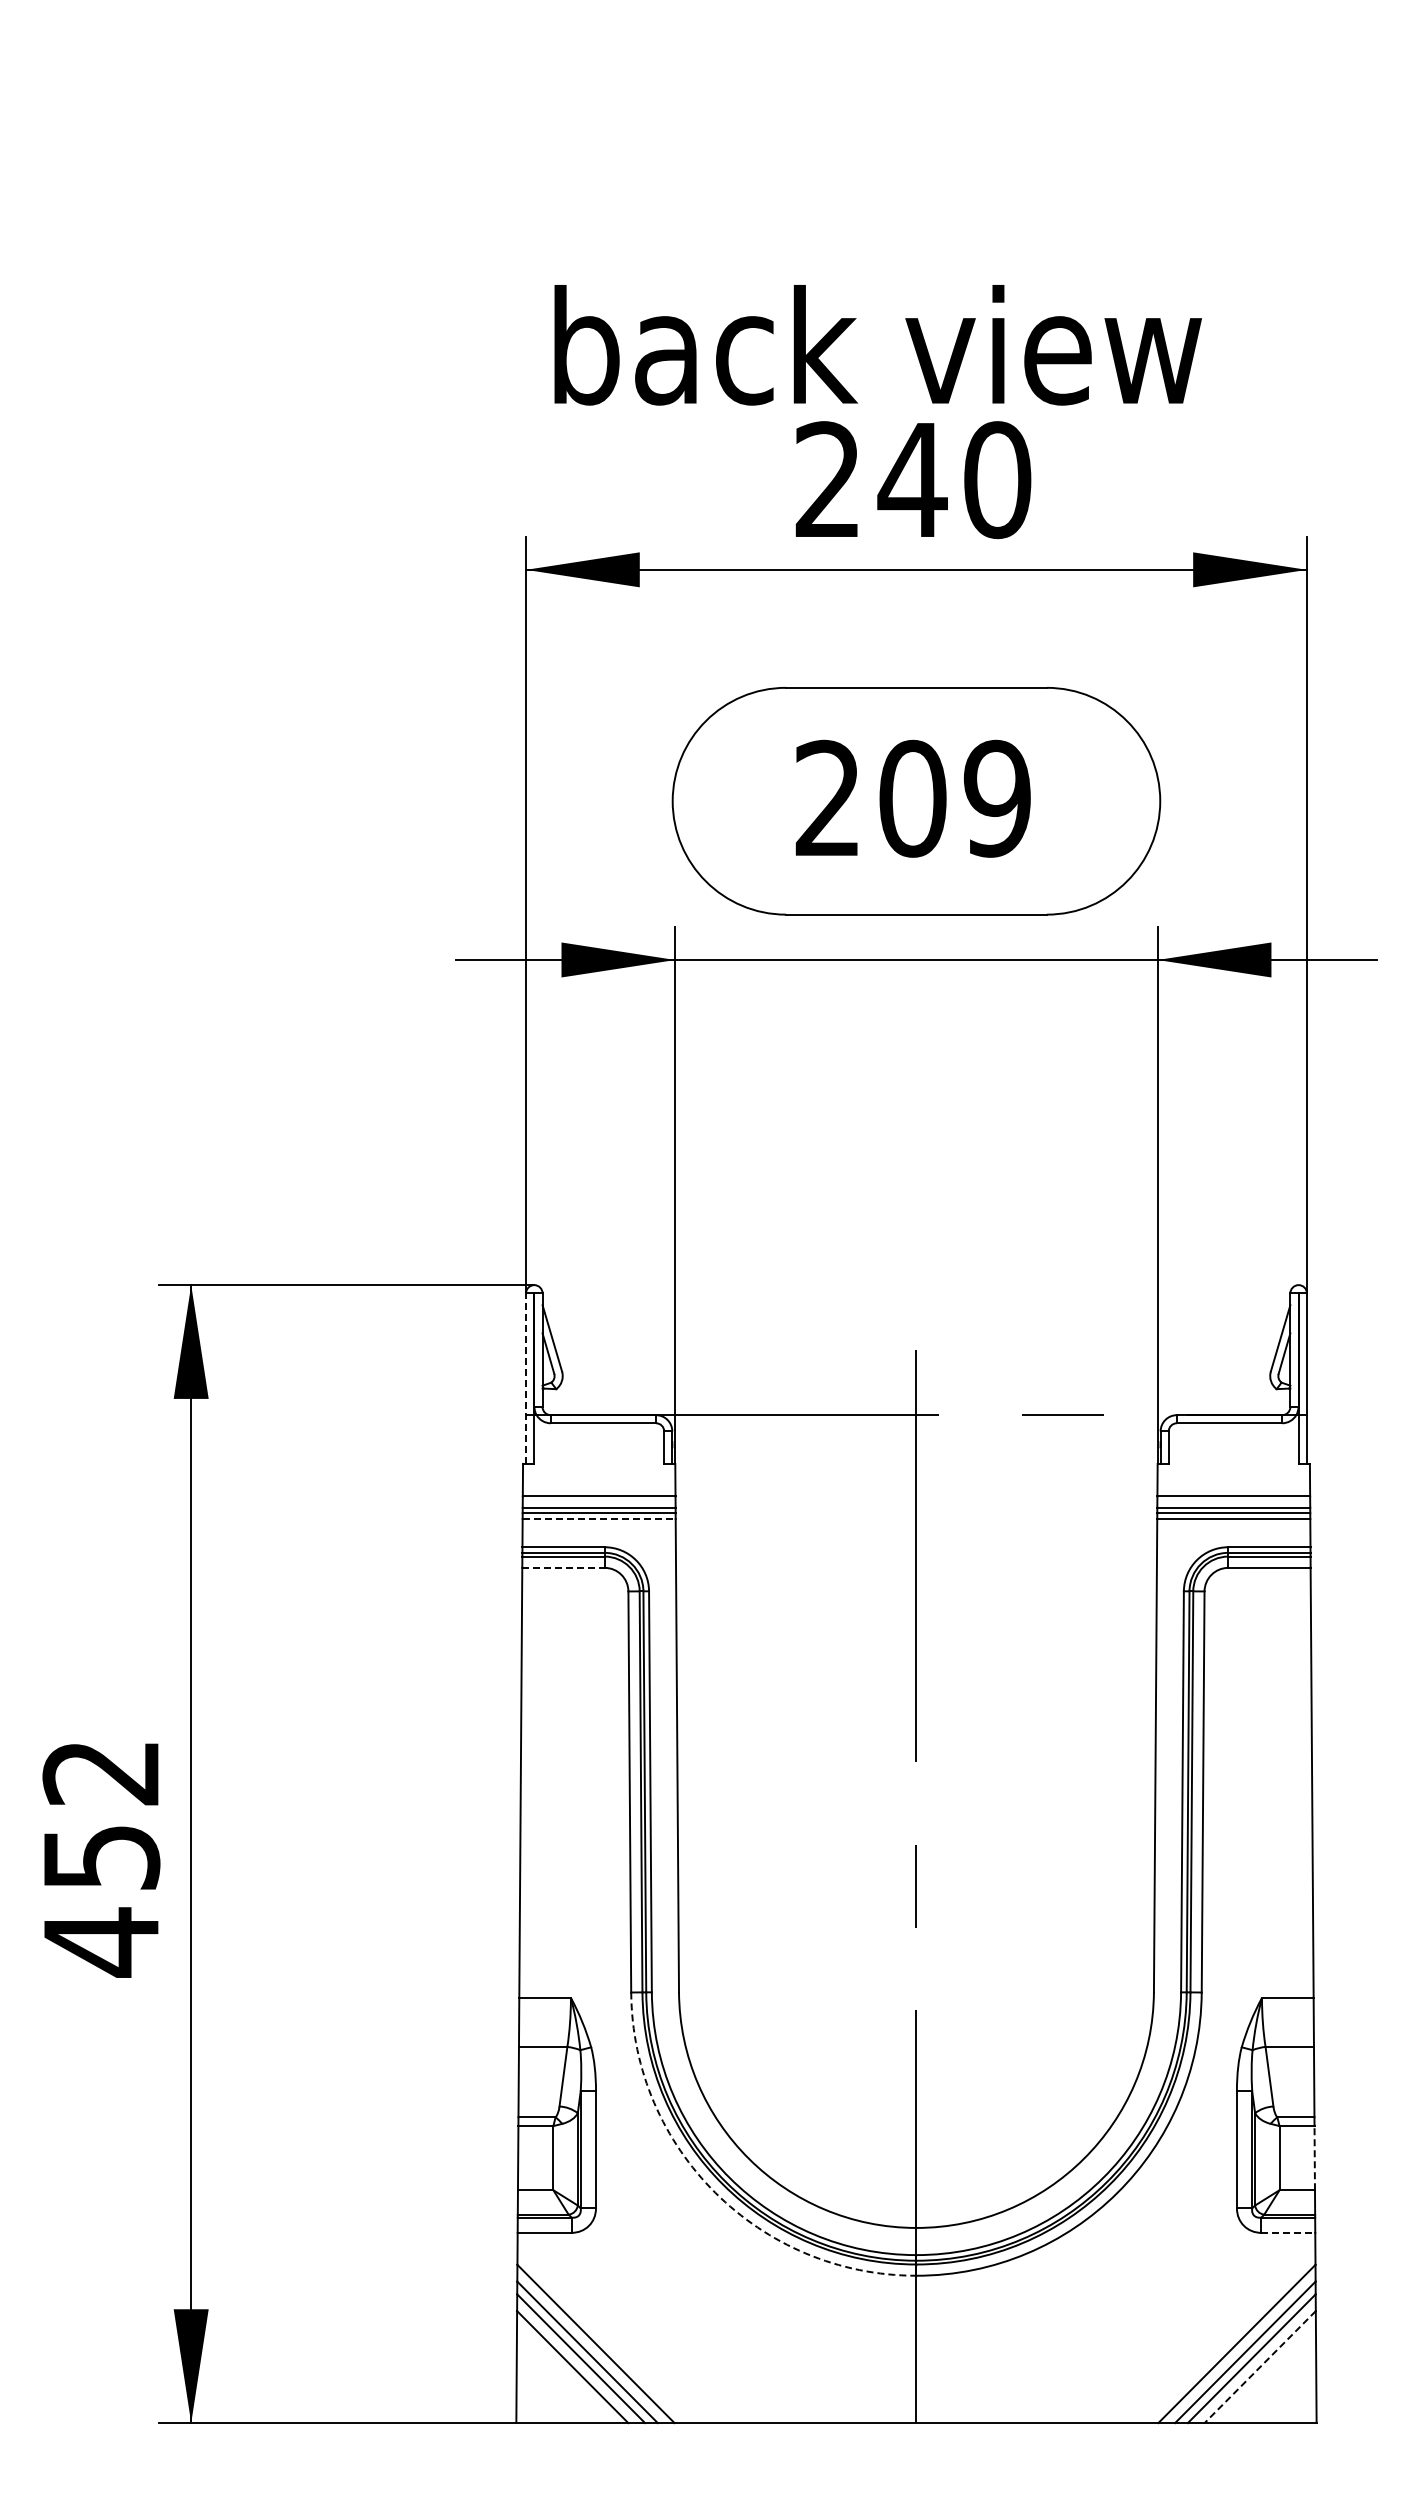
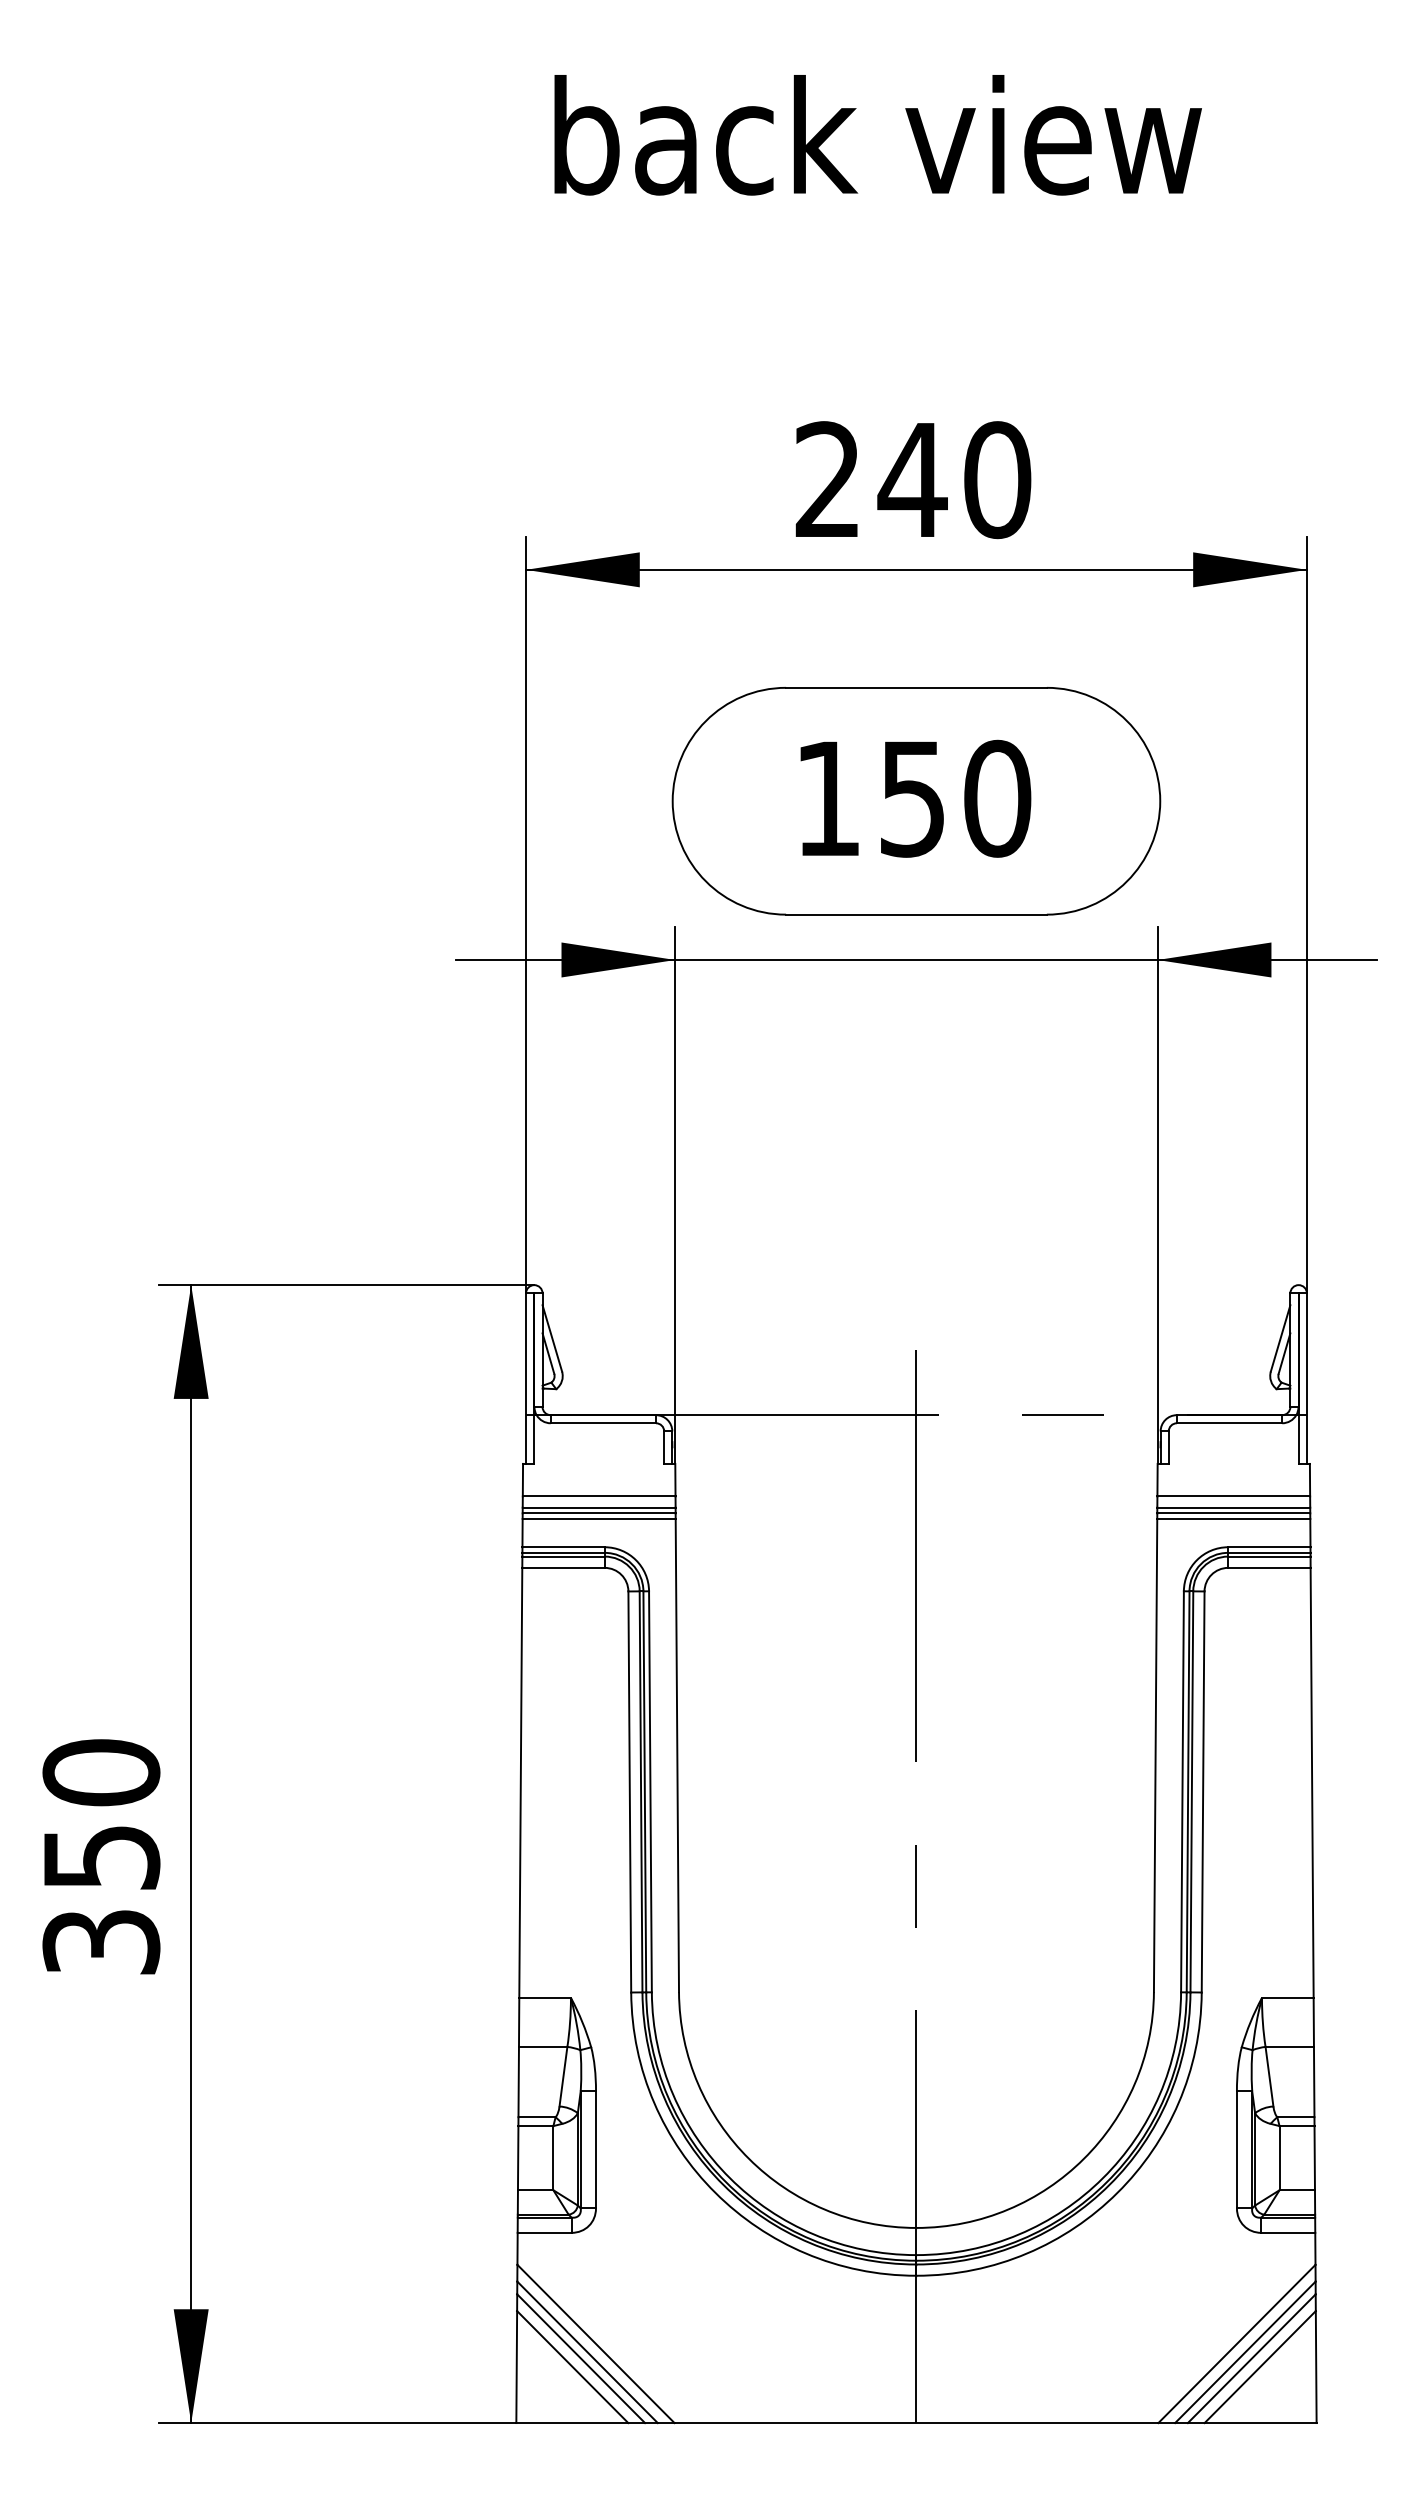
text position: (877, 345) -> (877, 135) (877, 135)
text: 209 -> 150 (913, 798)
line: dashed -> solid (526, 1378)
line: dashed -> solid (599, 1518)
line: dashed -> solid (563, 1567)
text: 452 -> 350 (101, 1858)
line: dashed -> solid (1314, 2157)
arc: dashed -> solid (715, 2192)
line: dashed -> solid (1288, 2232)
line: dashed -> solid (1260, 2367)
